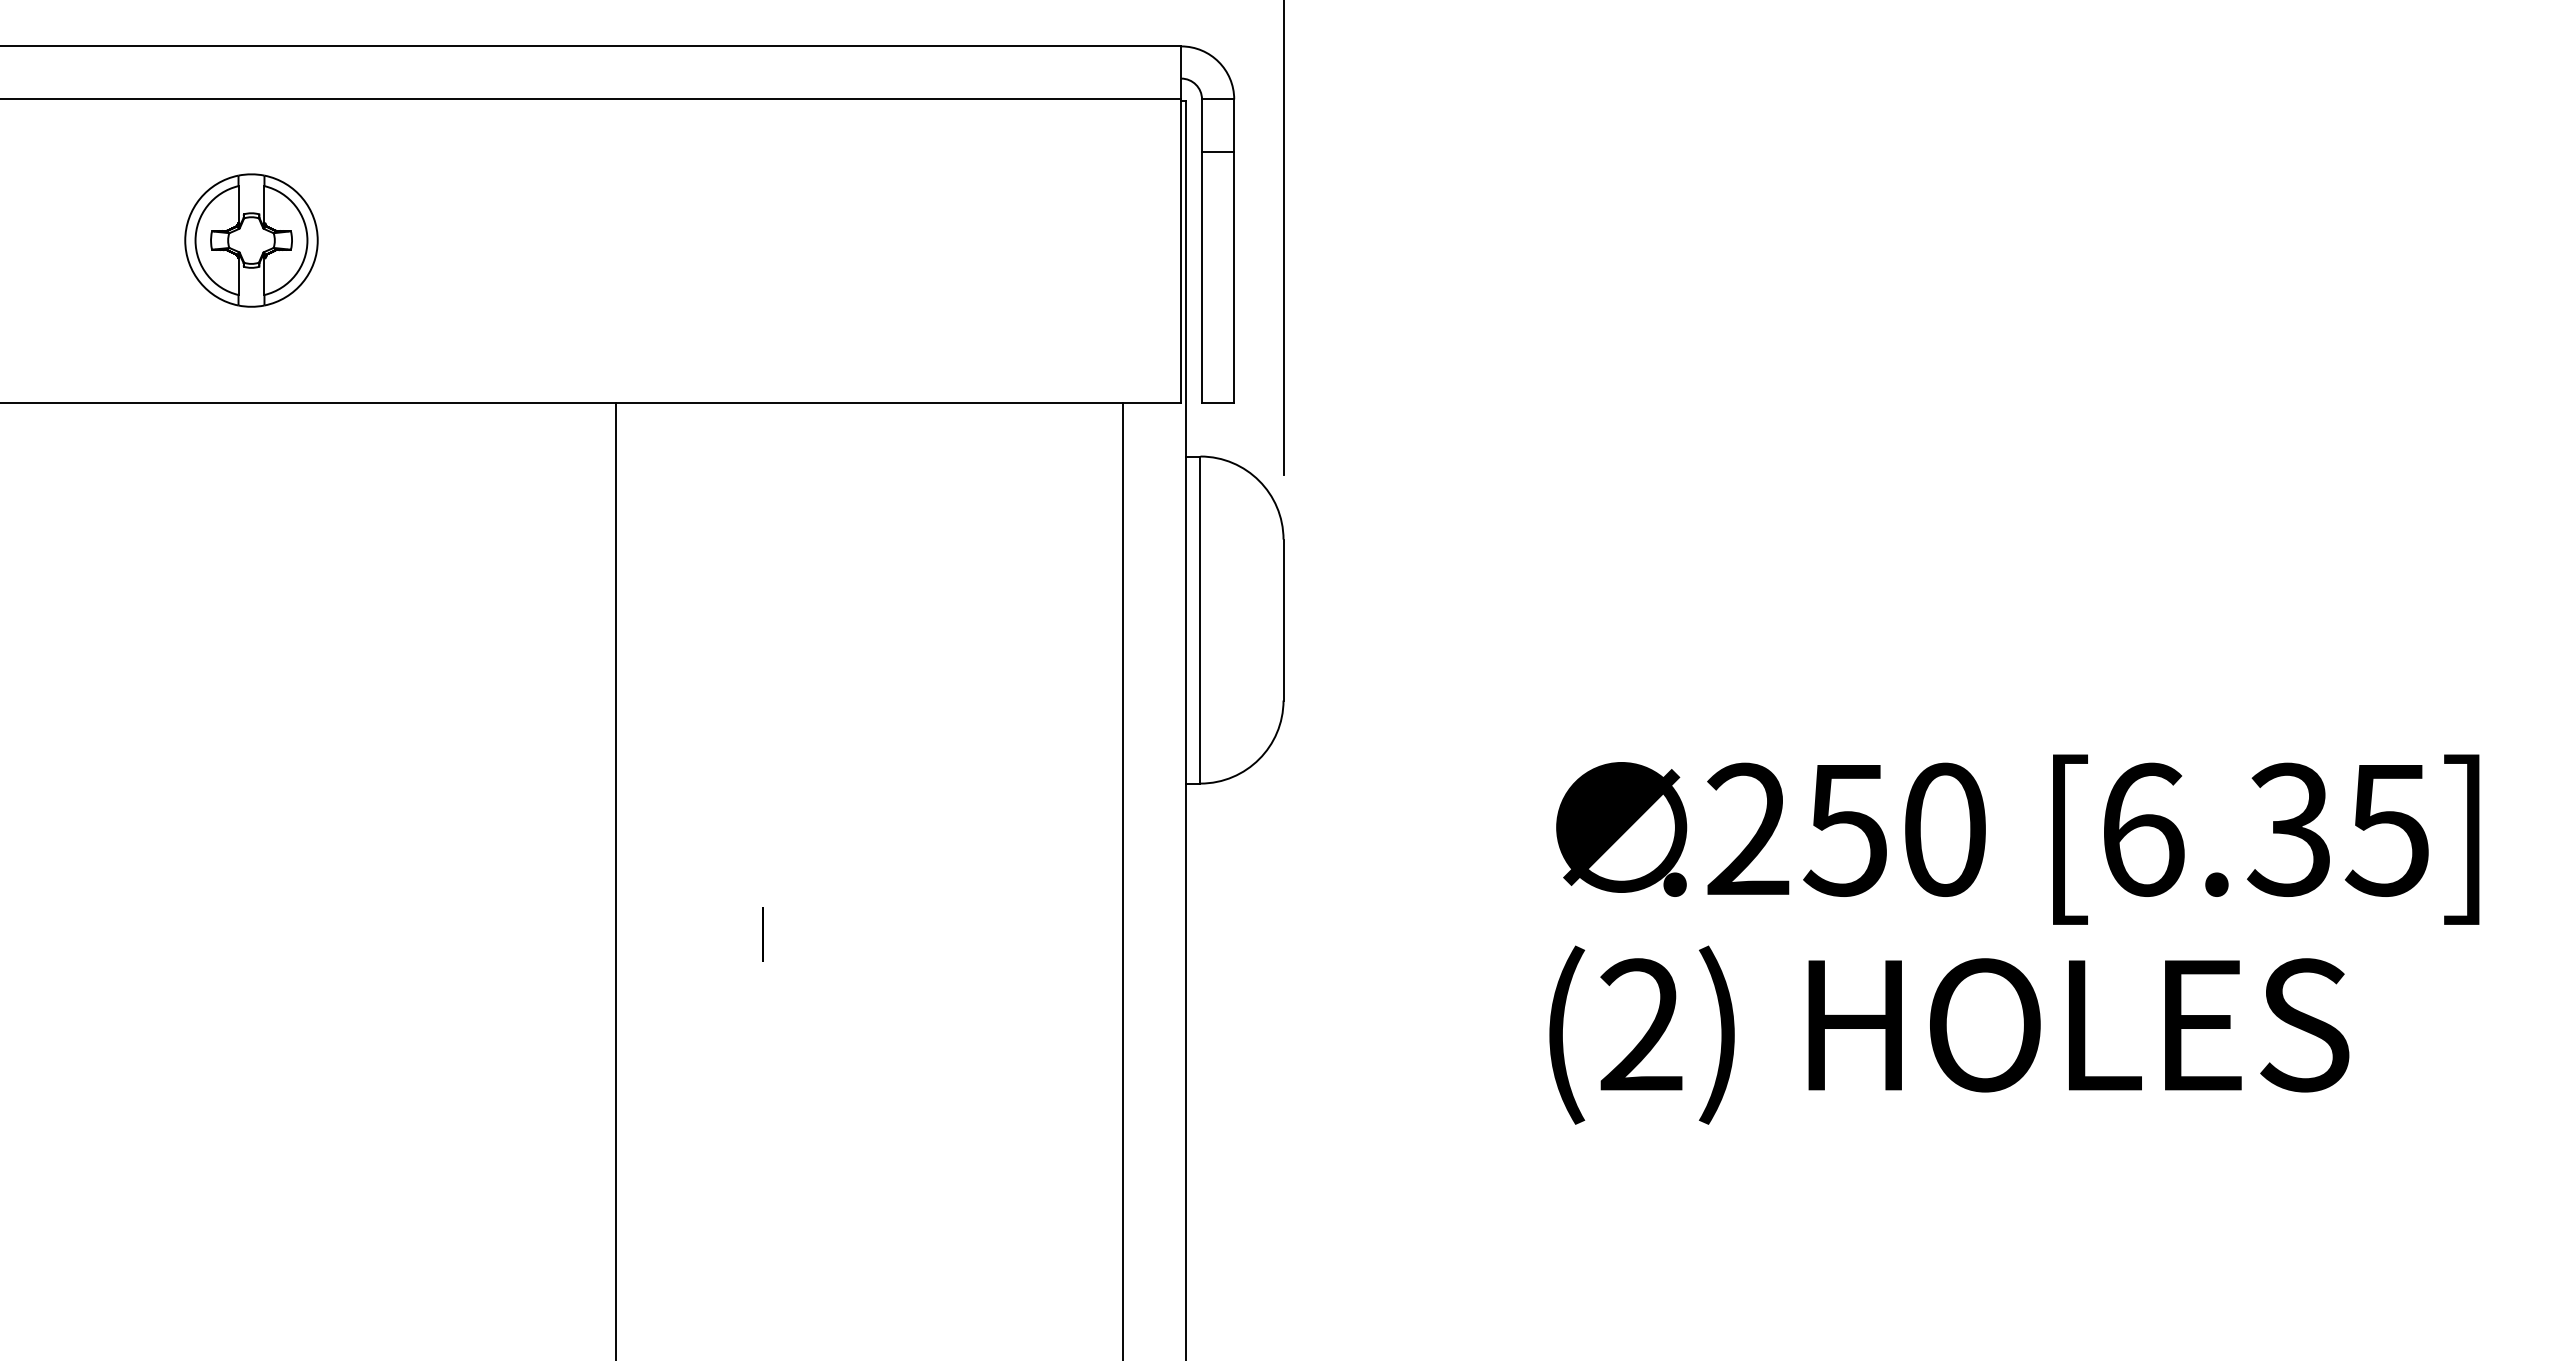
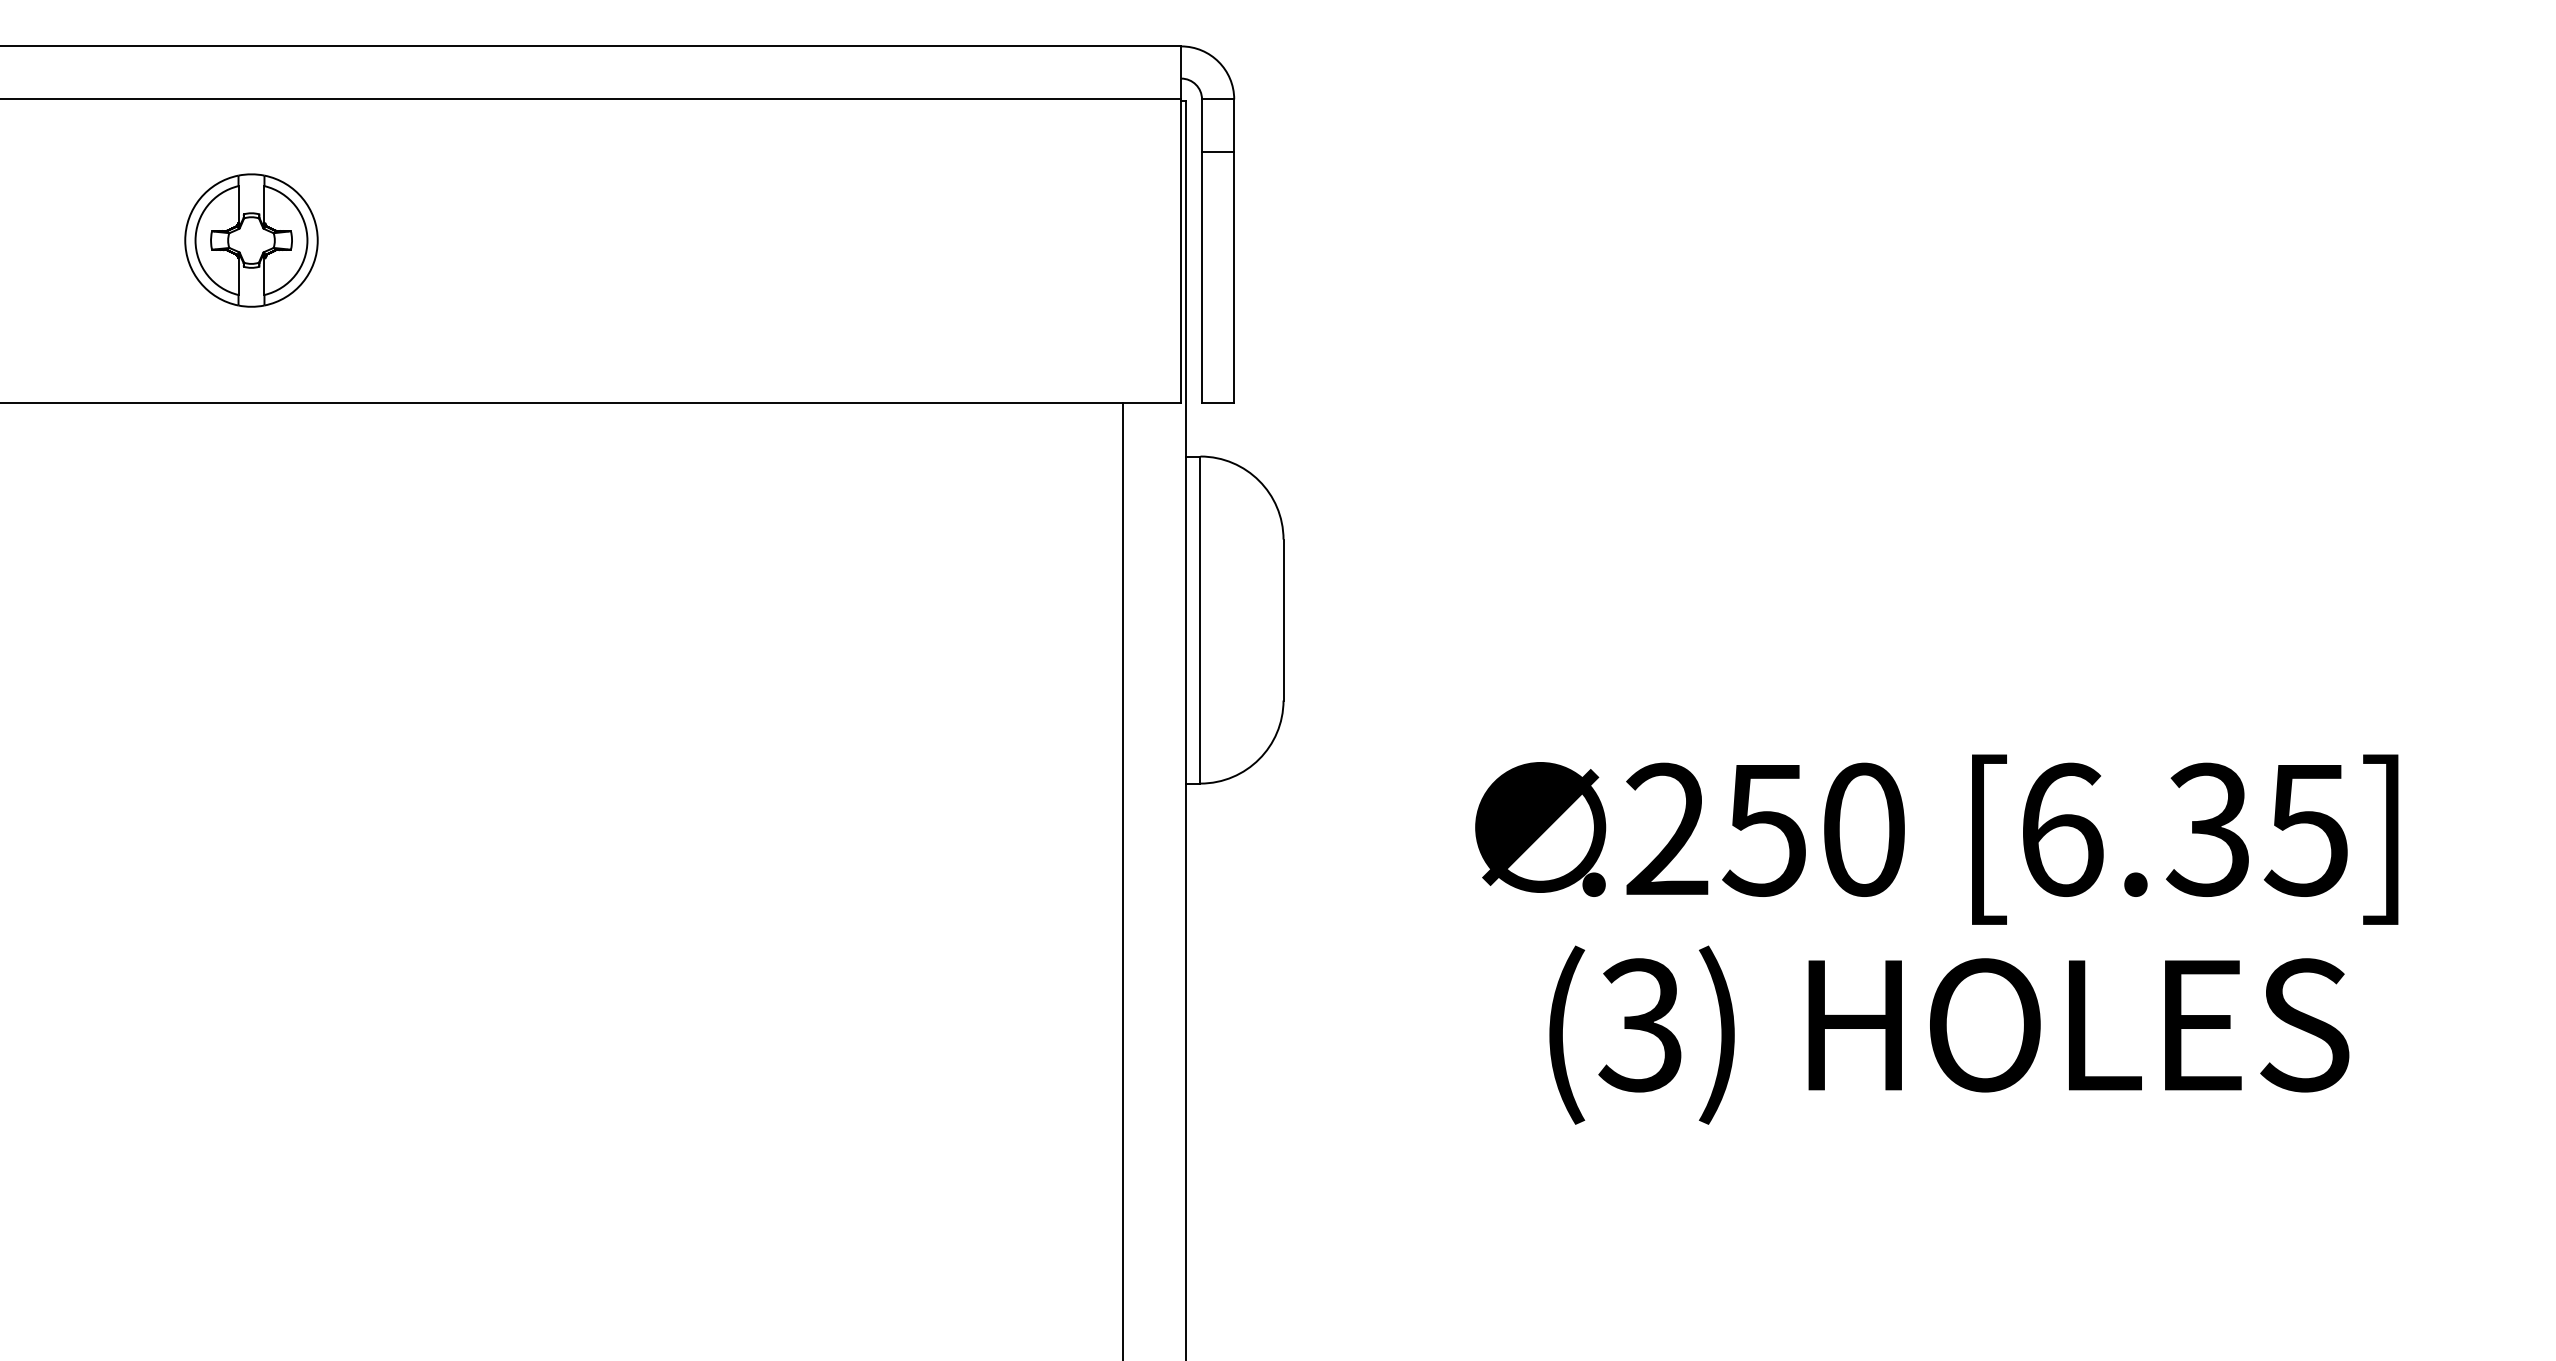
line: present -> none (1283, 238)
text position: (2017, 839) -> (1936, 839) (1936, 839)
line: present -> none (616, 880)
line: present -> none (762, 934)
text: (2) -> (3) (1640, 1025)
